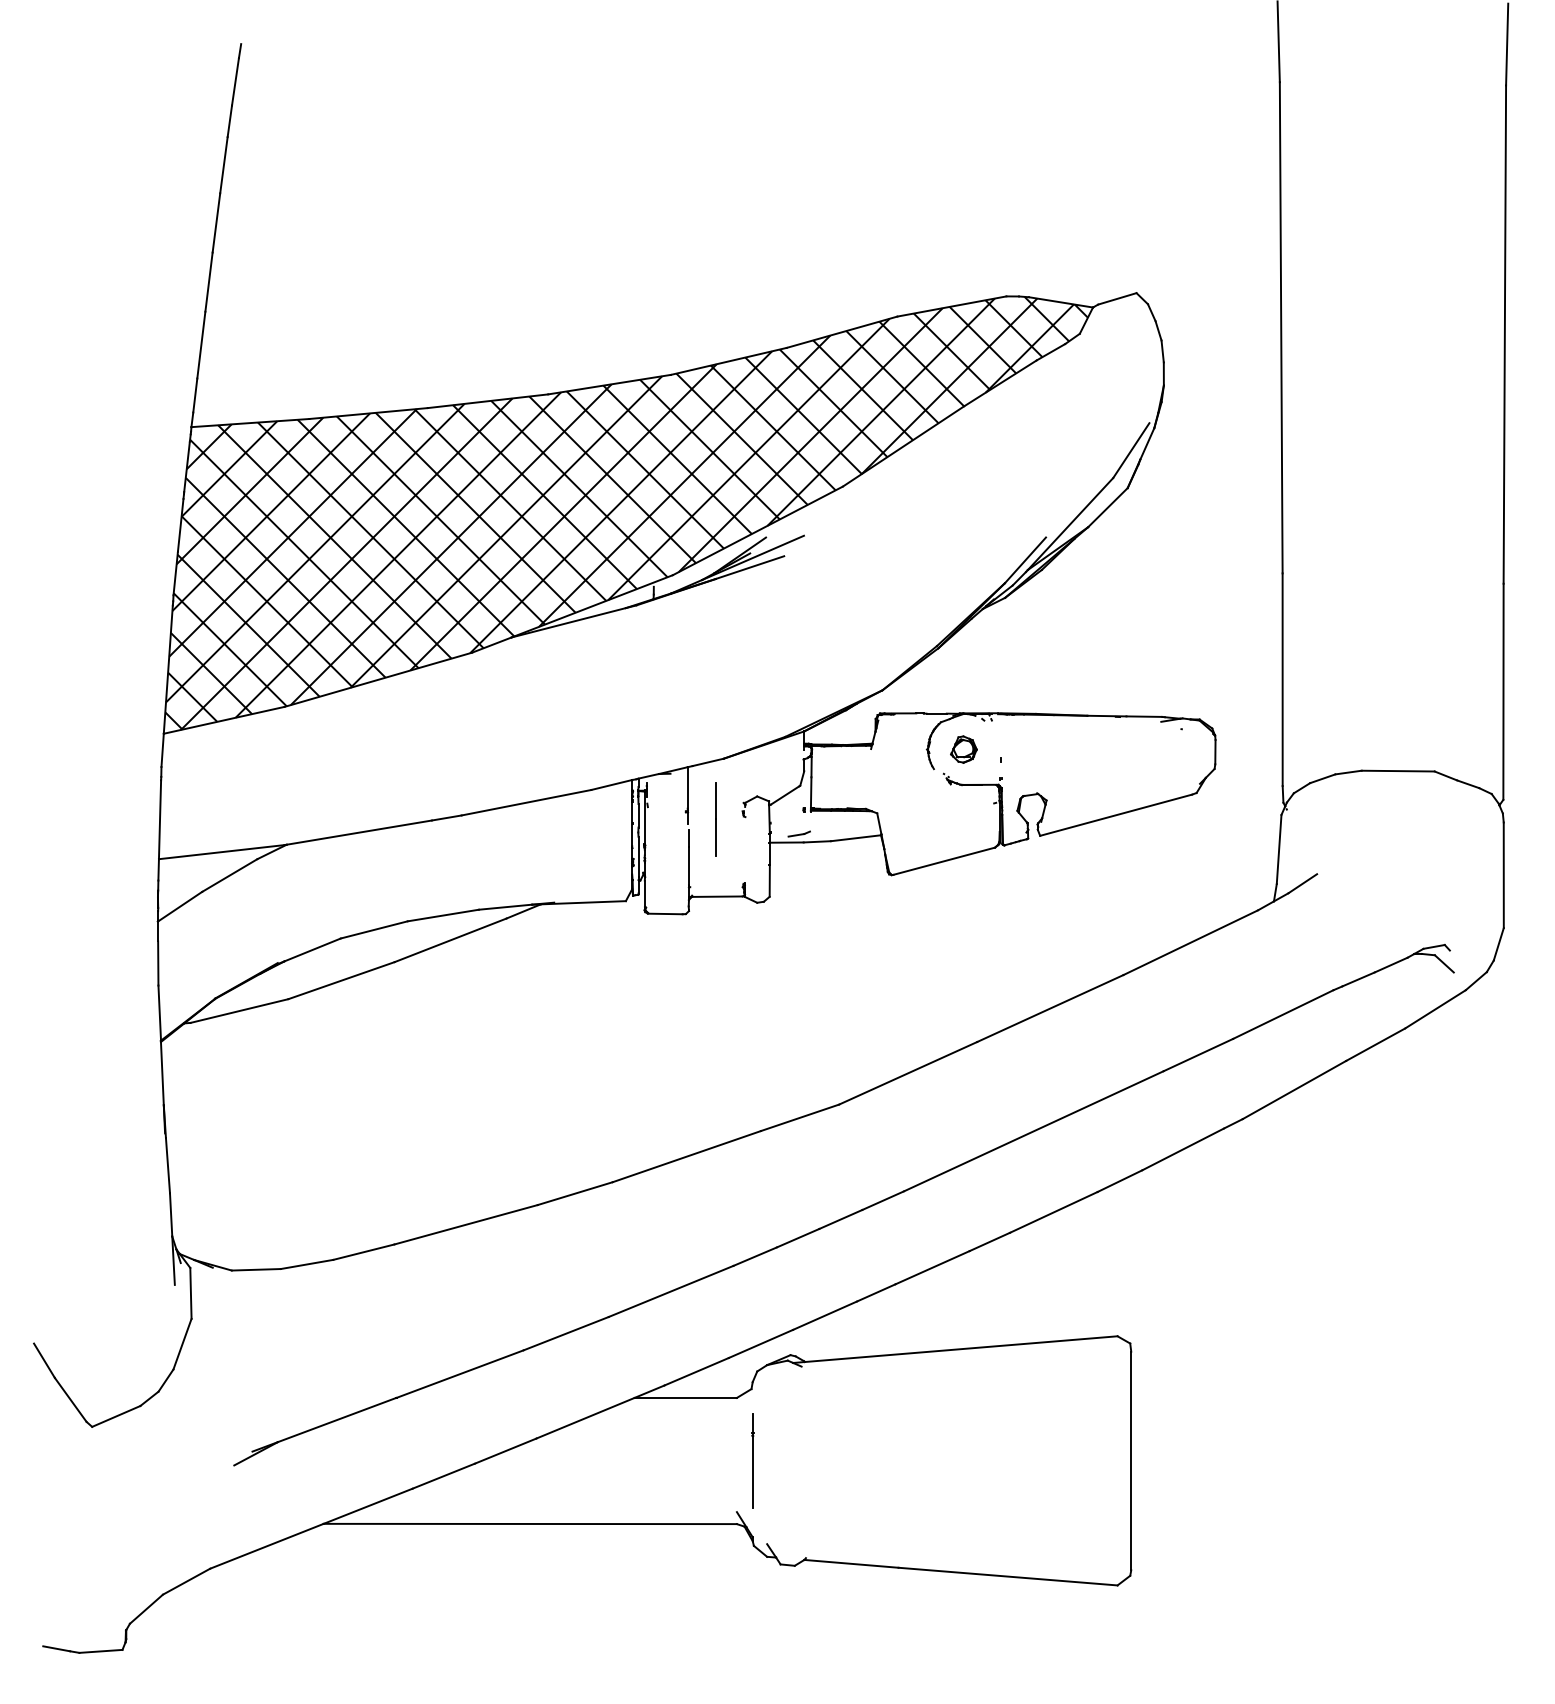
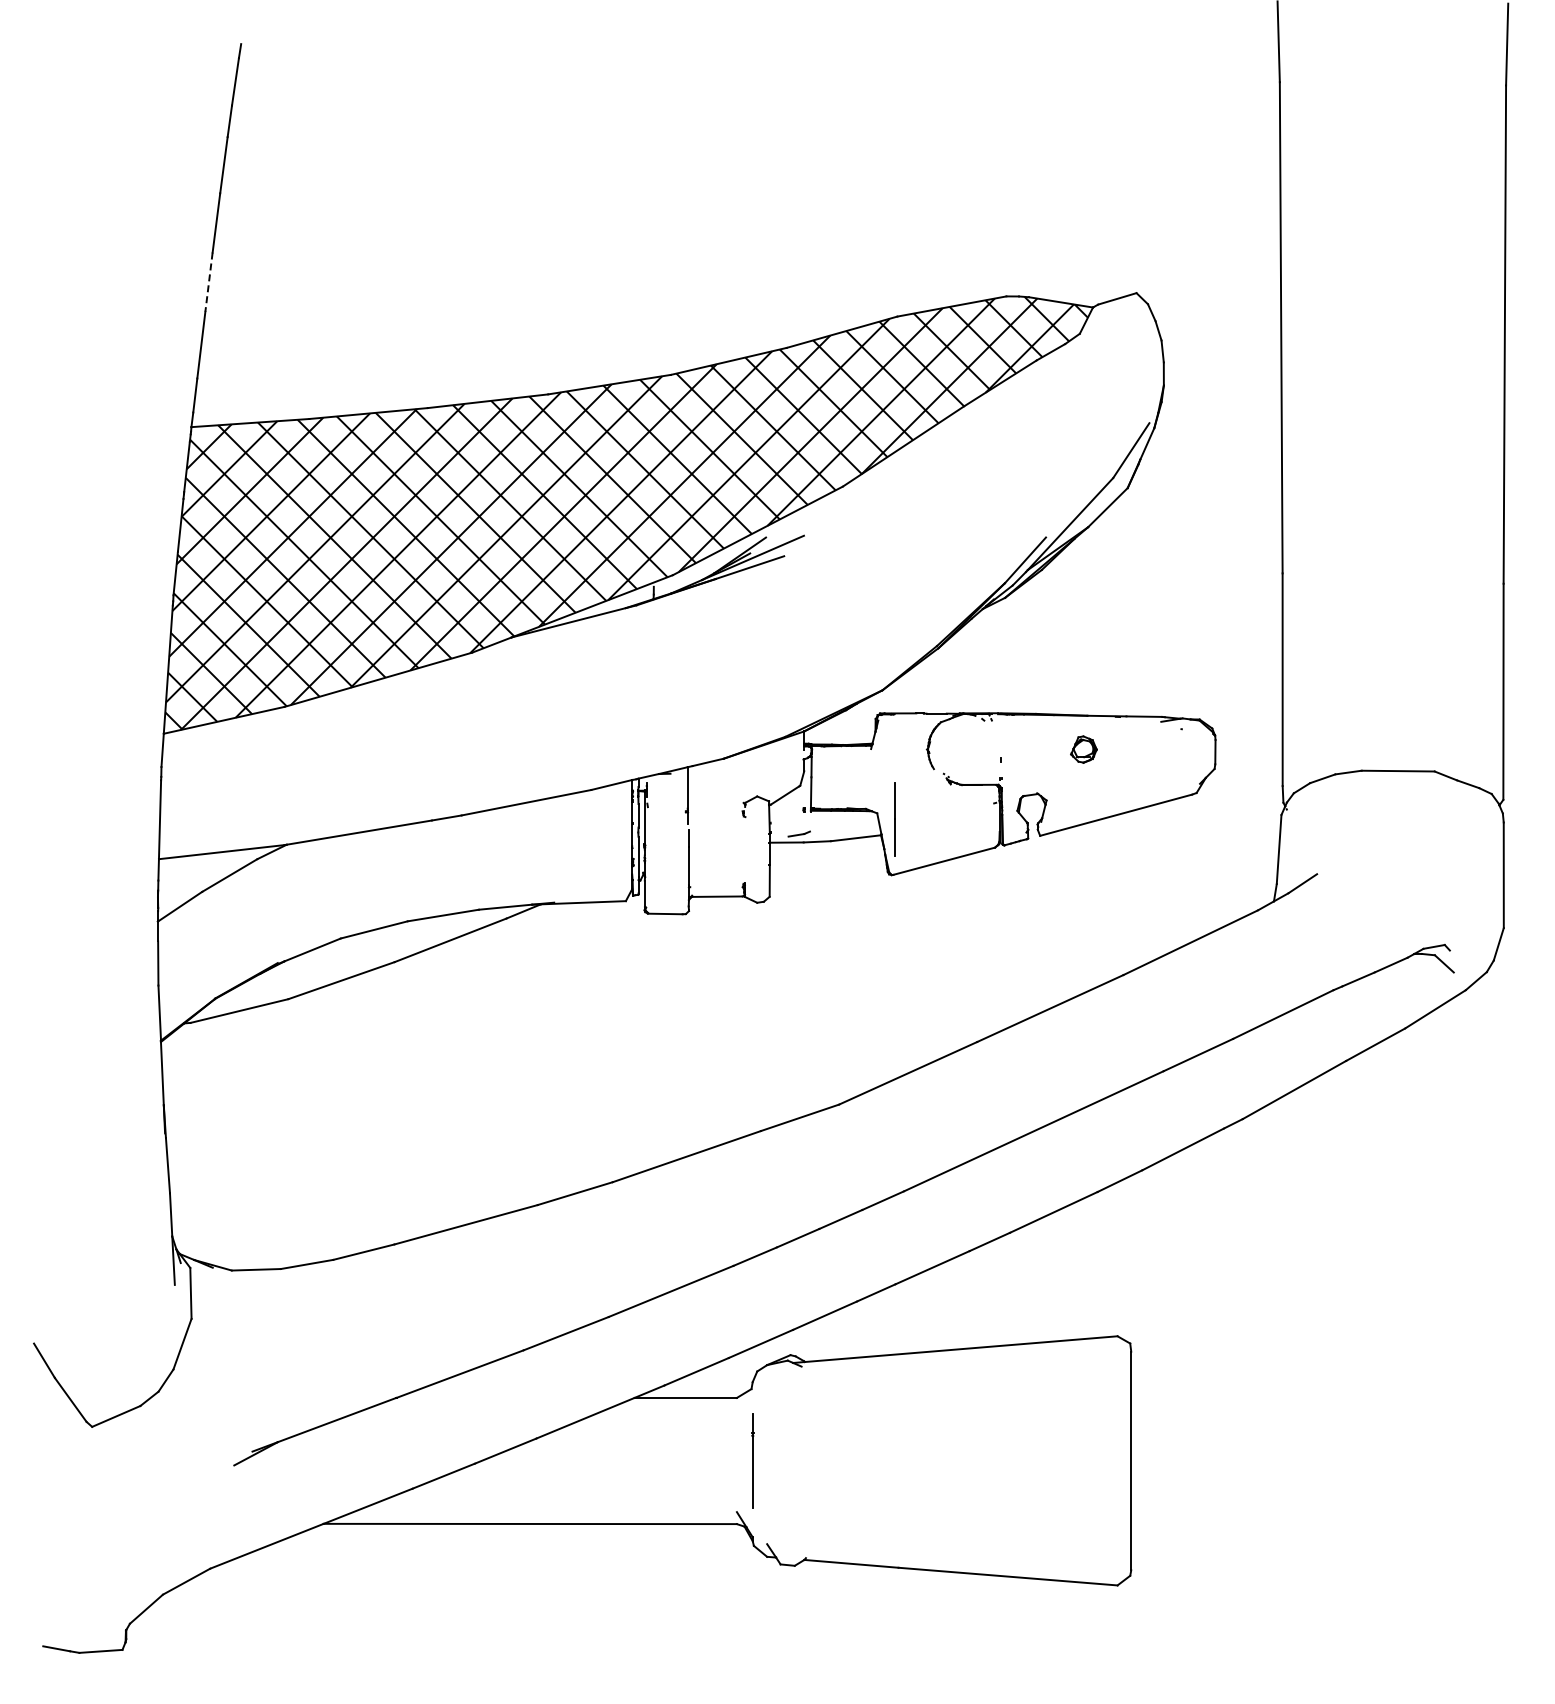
line: solid -> dashed (209, 282)
part position: (963, 749) -> (1083, 749) (1083, 749)
line position: (715, 819) -> (894, 819) (894, 819)
